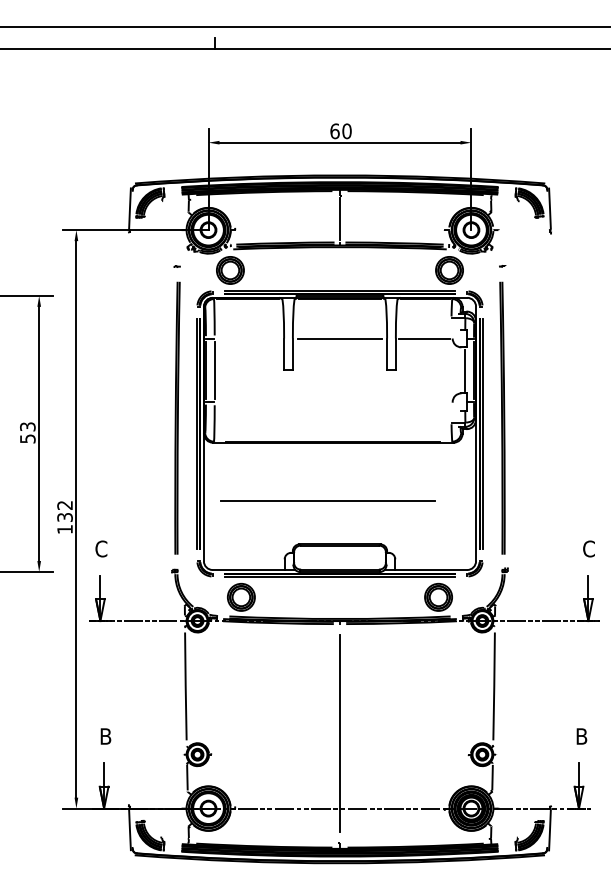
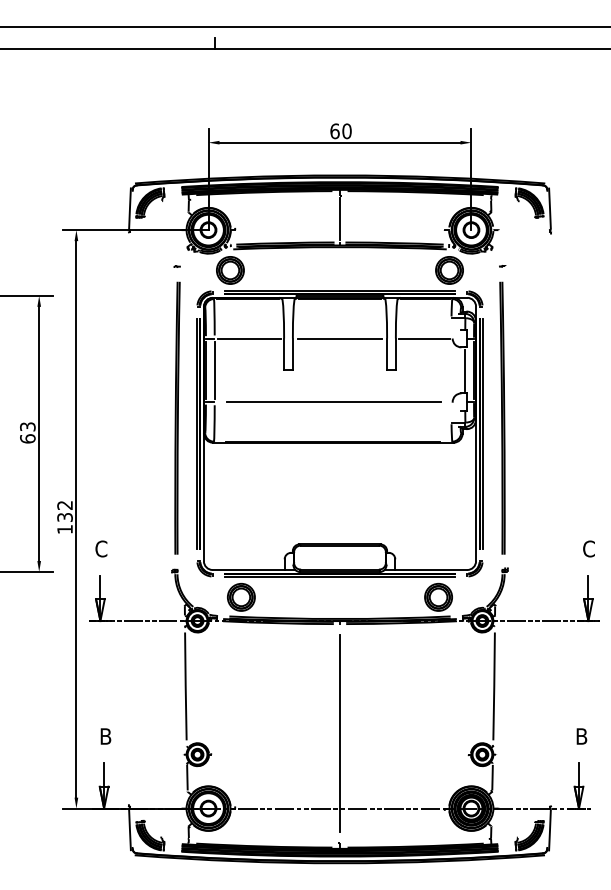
line: none -> present (249, 338)
text: 53 -> 63 (27, 438)
line position: (327, 500) -> (333, 401) (333, 401)
